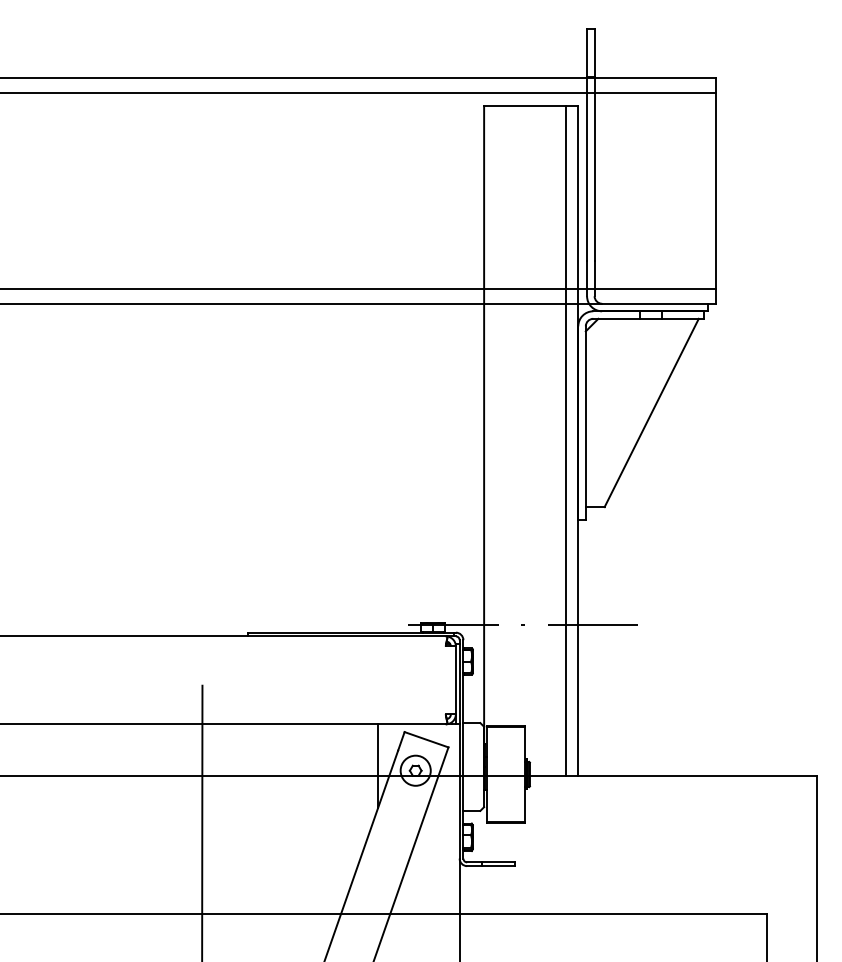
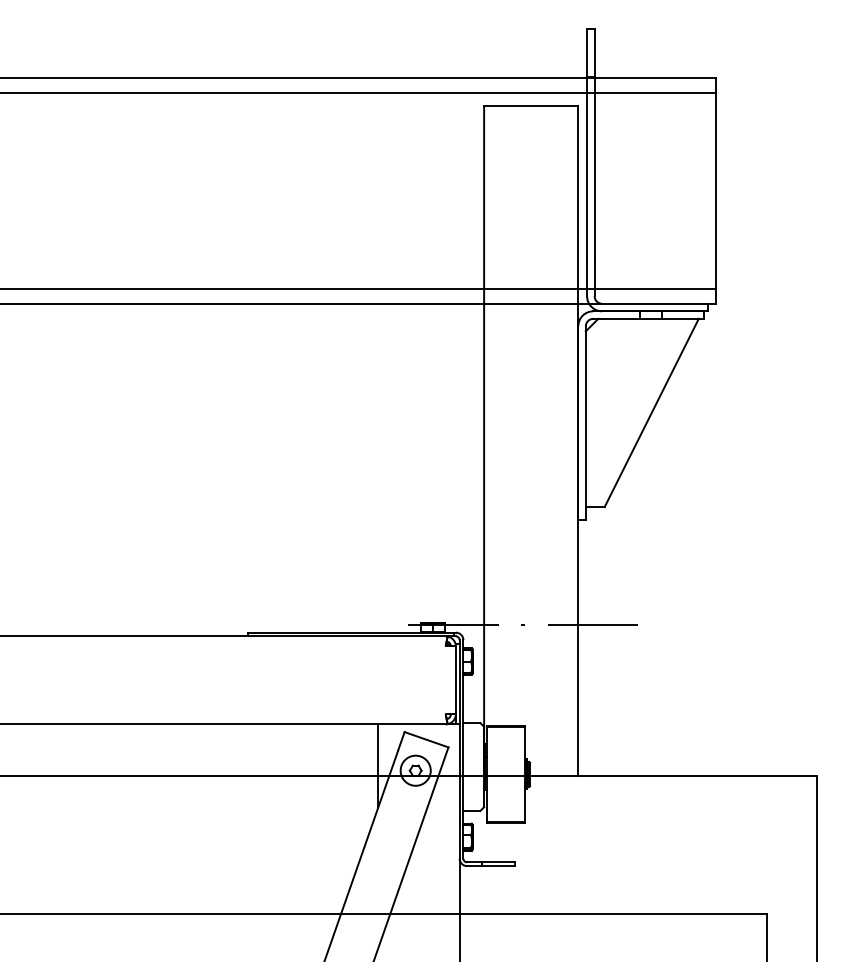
line: present -> none (565, 440)
line: present -> none (202, 821)
